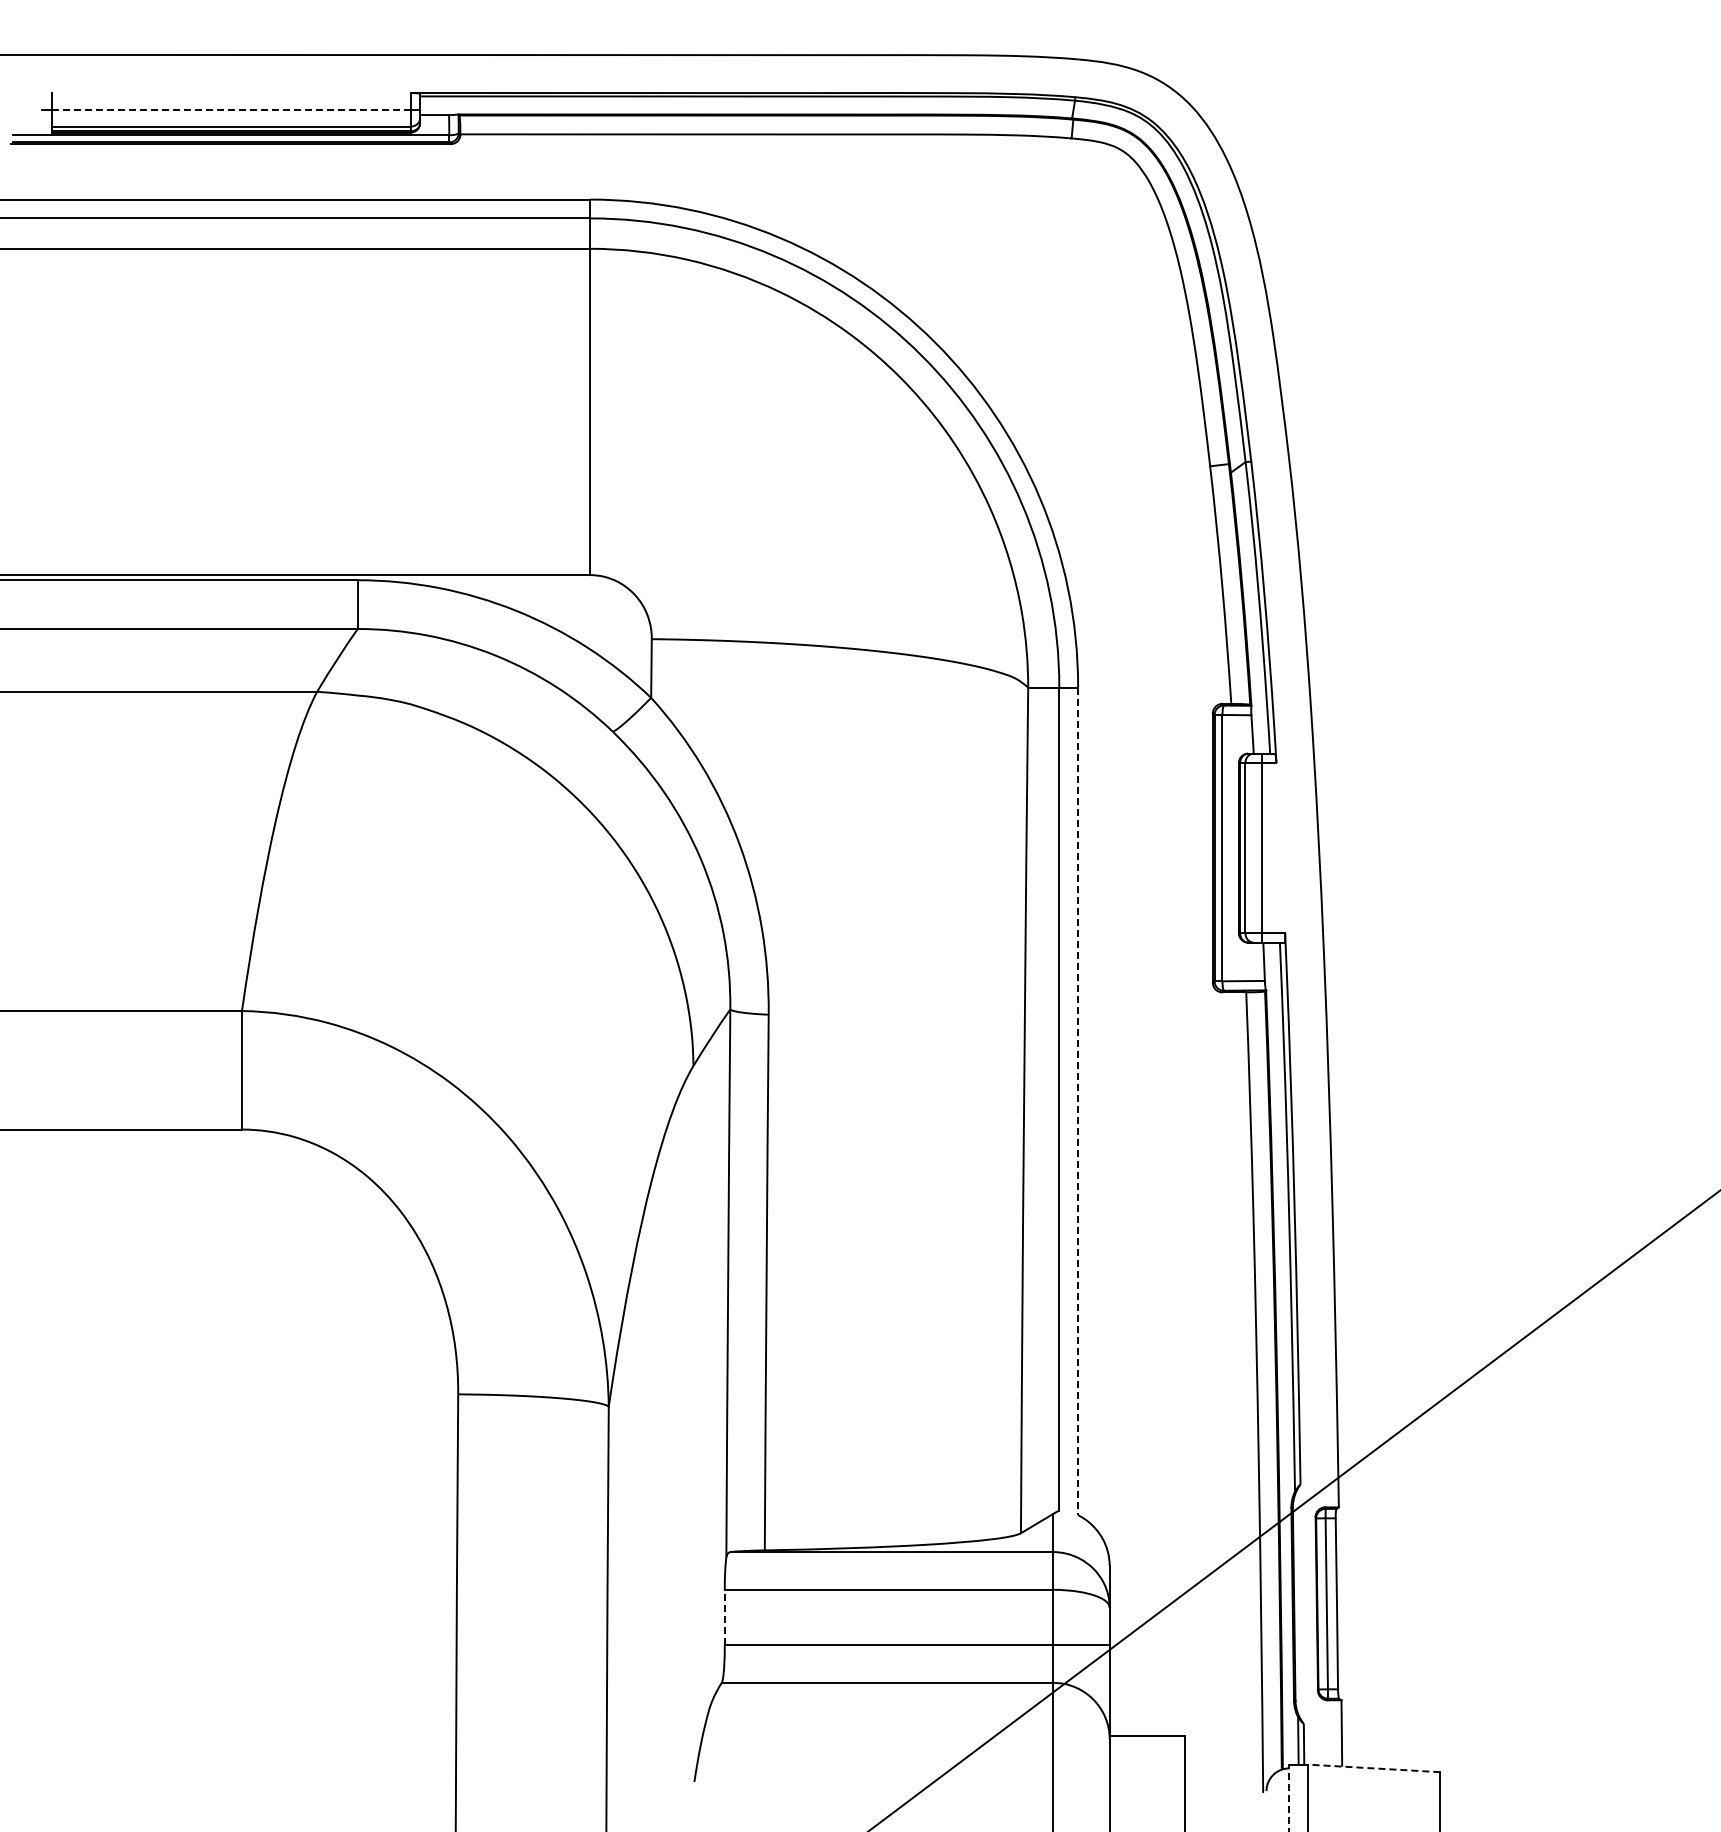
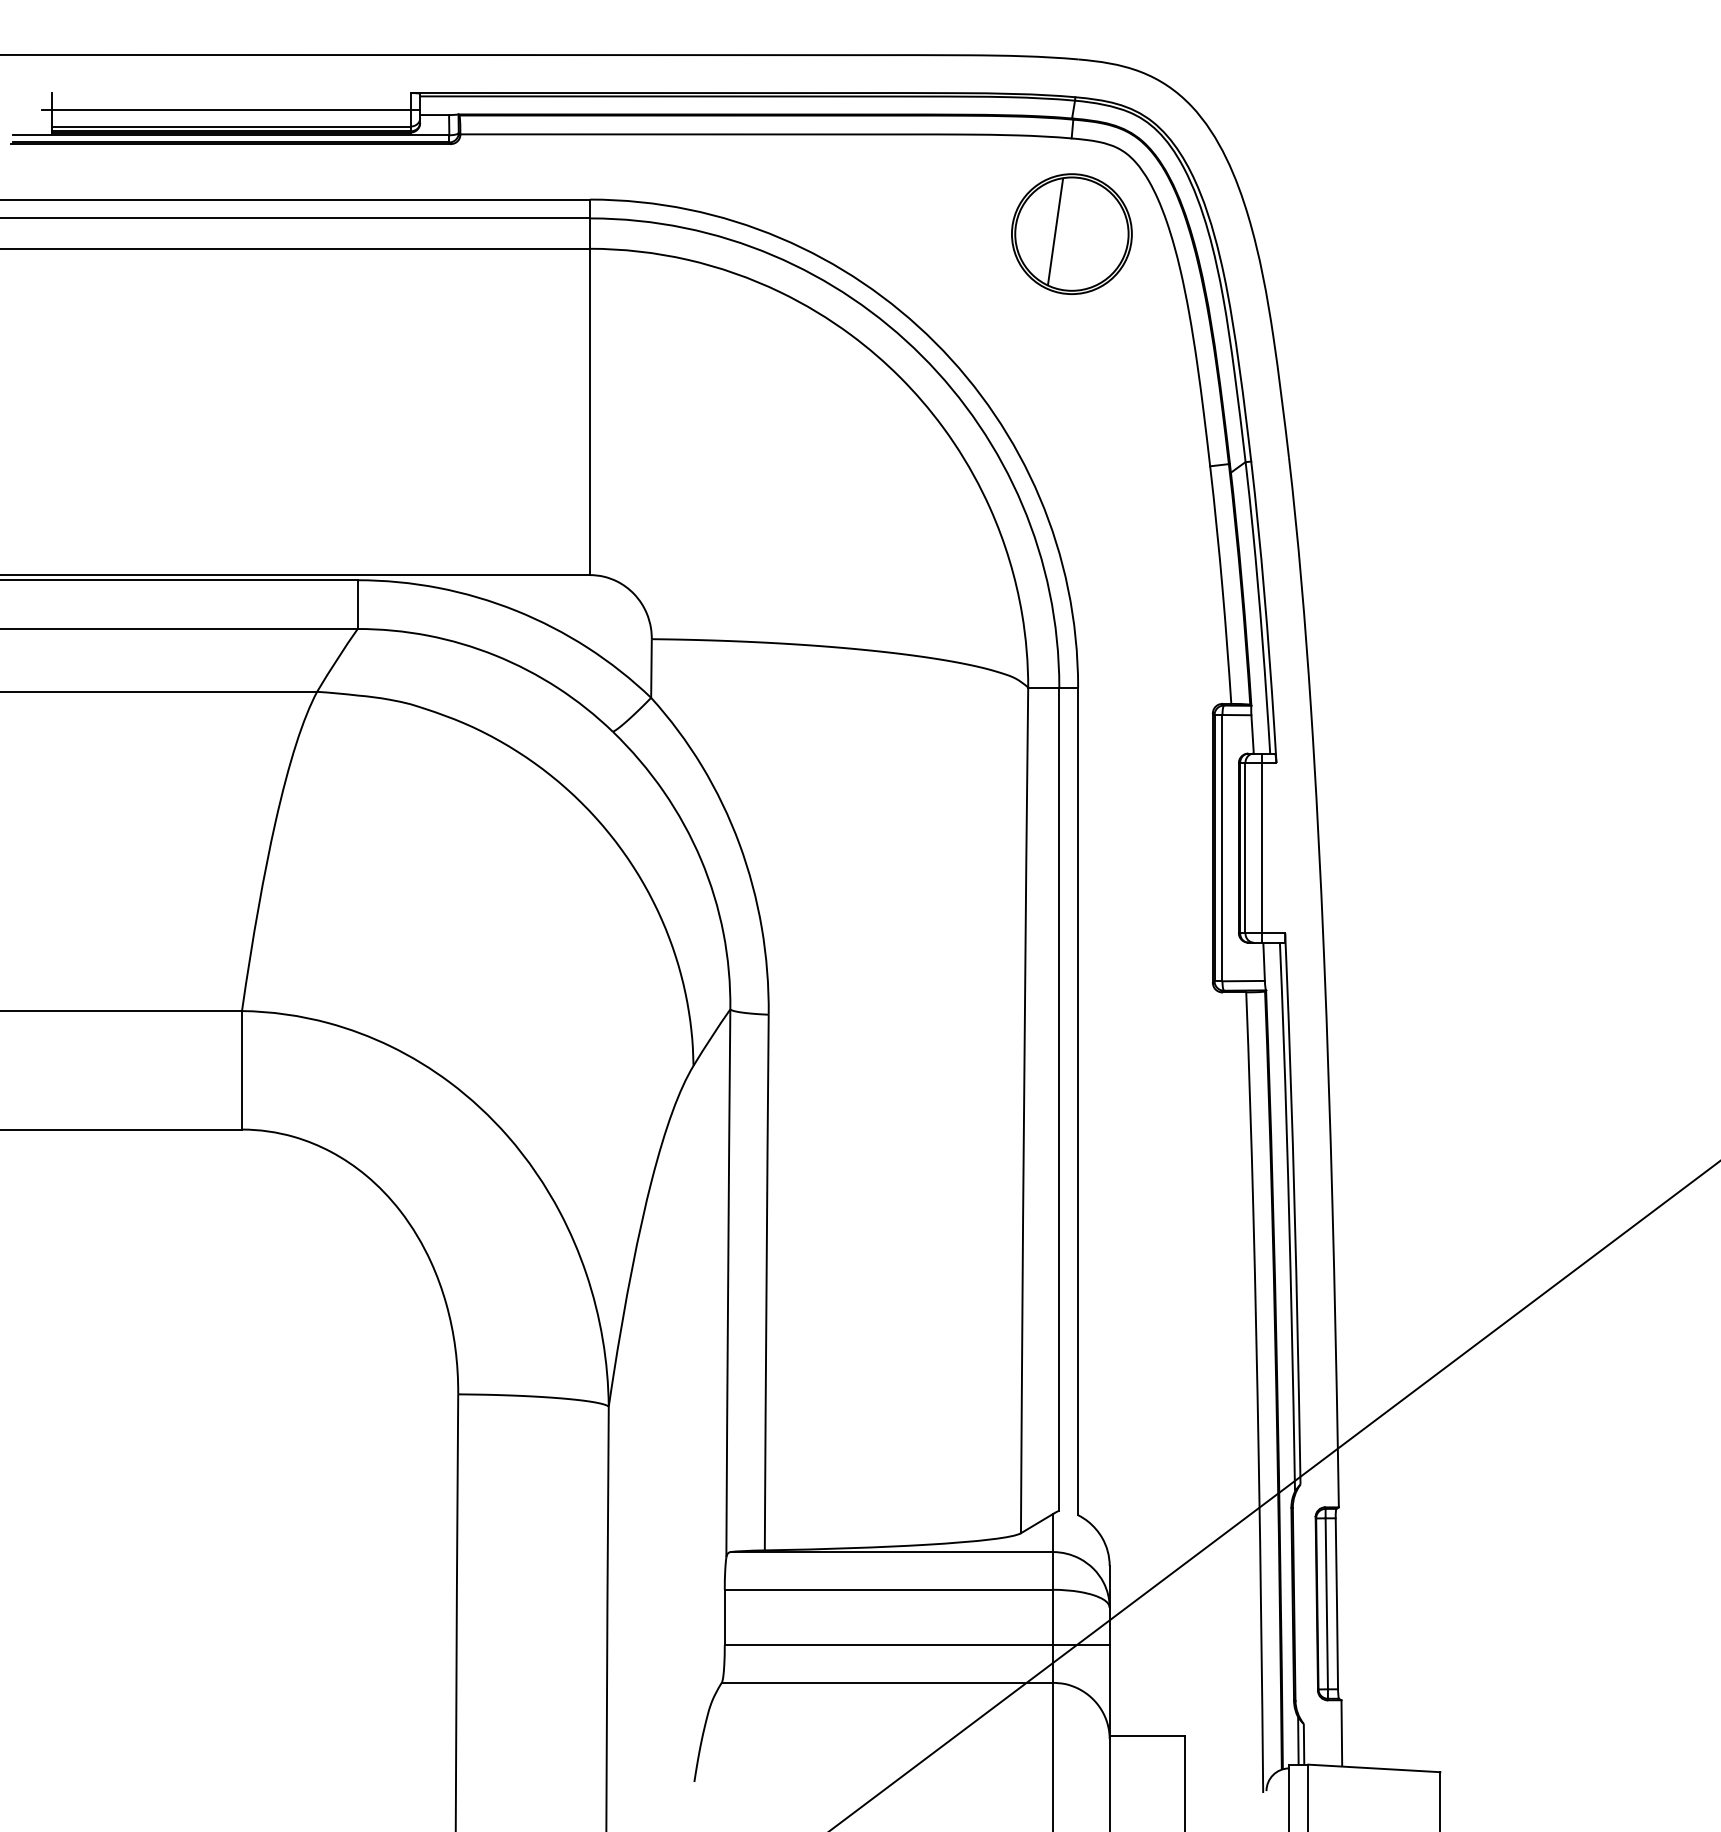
line: dashed -> solid (231, 110)
part: none -> present (1071, 233)
line: dashed -> solid (1078, 1101)
line position: (1294, 1510) -> (1274, 1495) (1274, 1495)
line: dashed -> solid (724, 1617)
line: dashed -> solid (1373, 1768)
line: dashed -> solid (1289, 1797)
